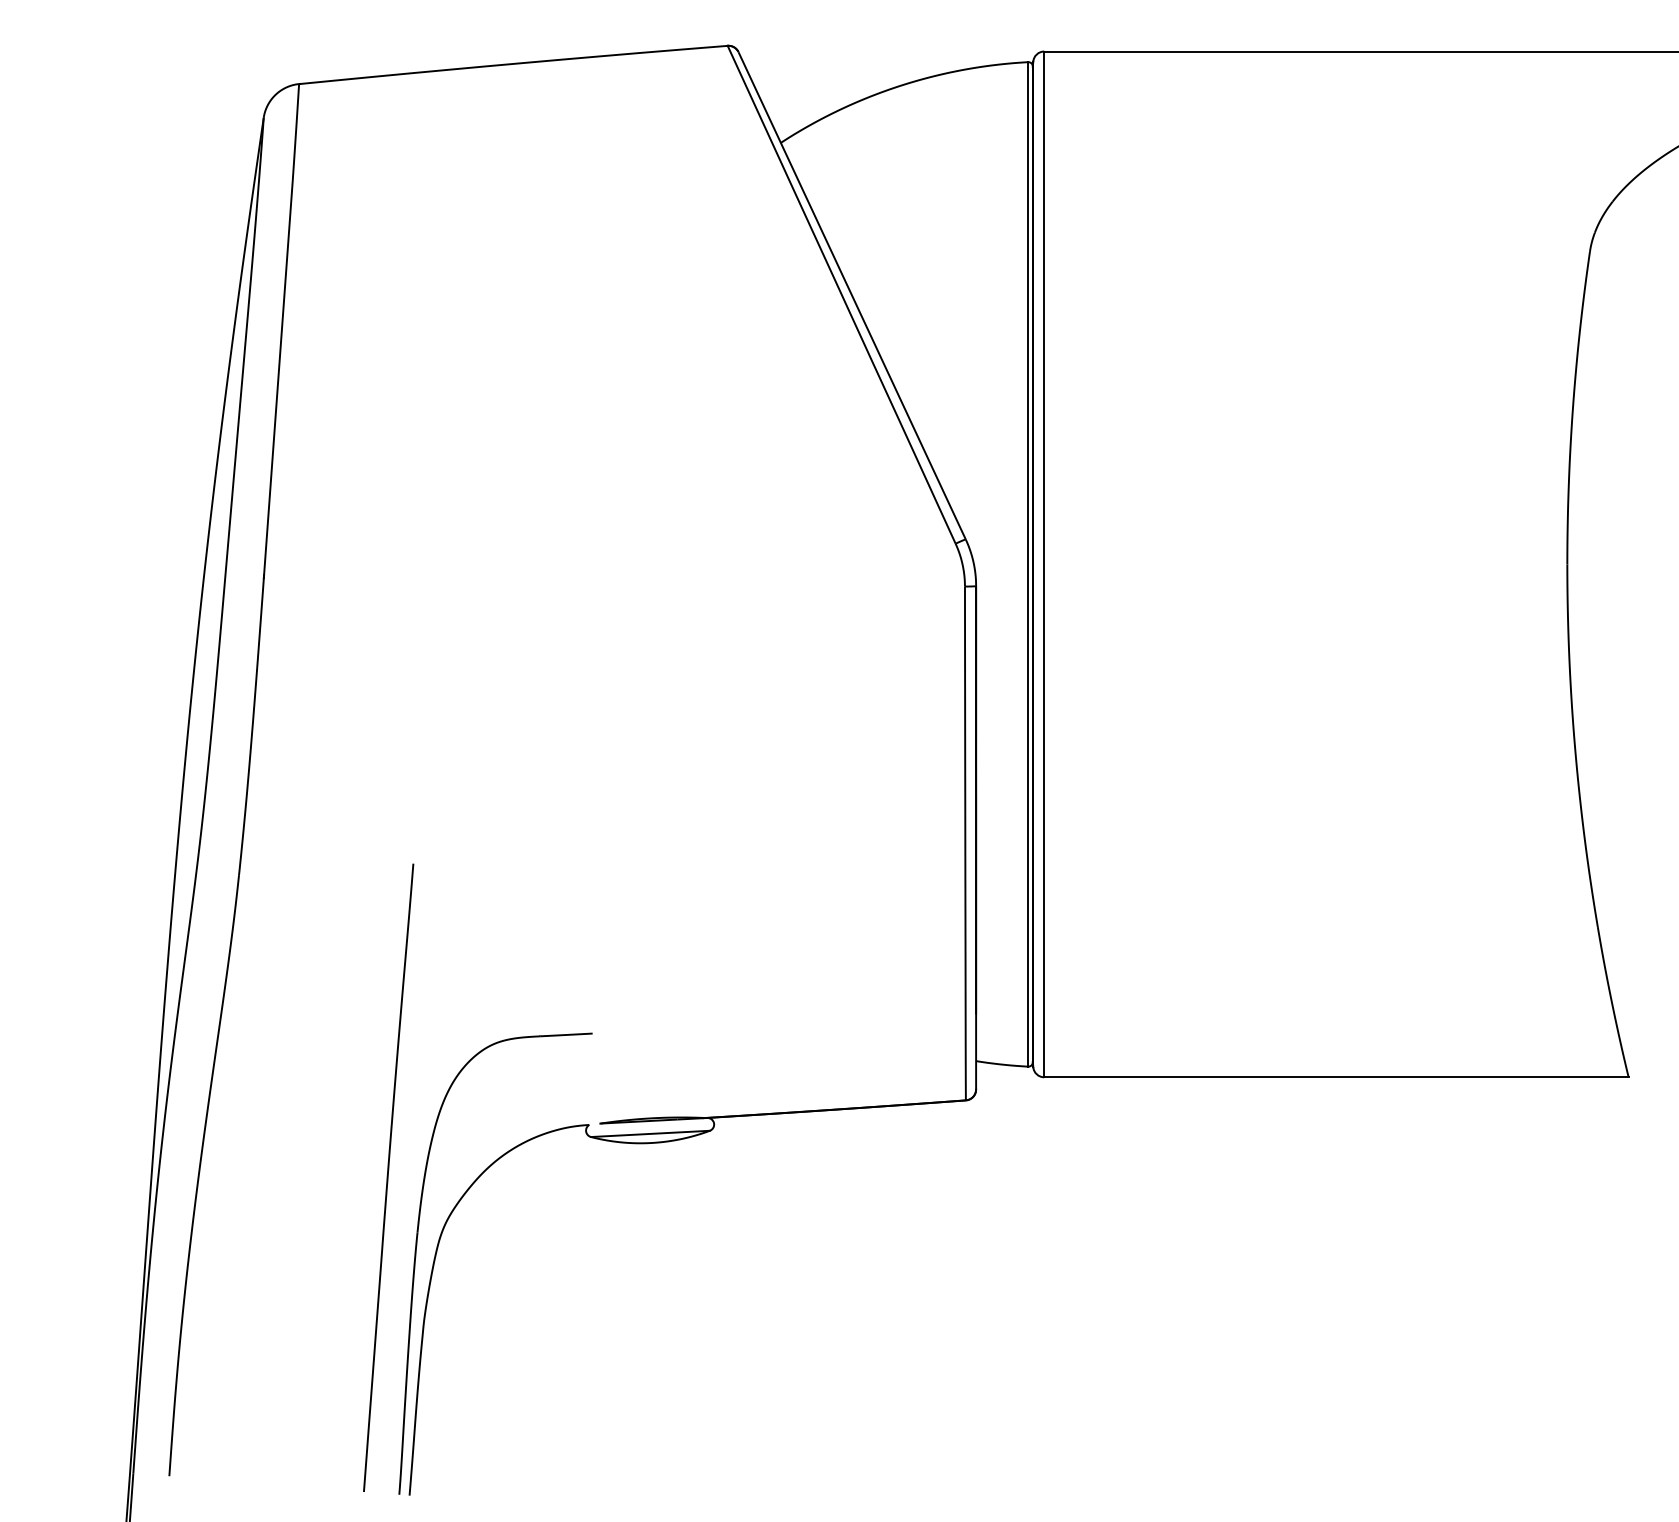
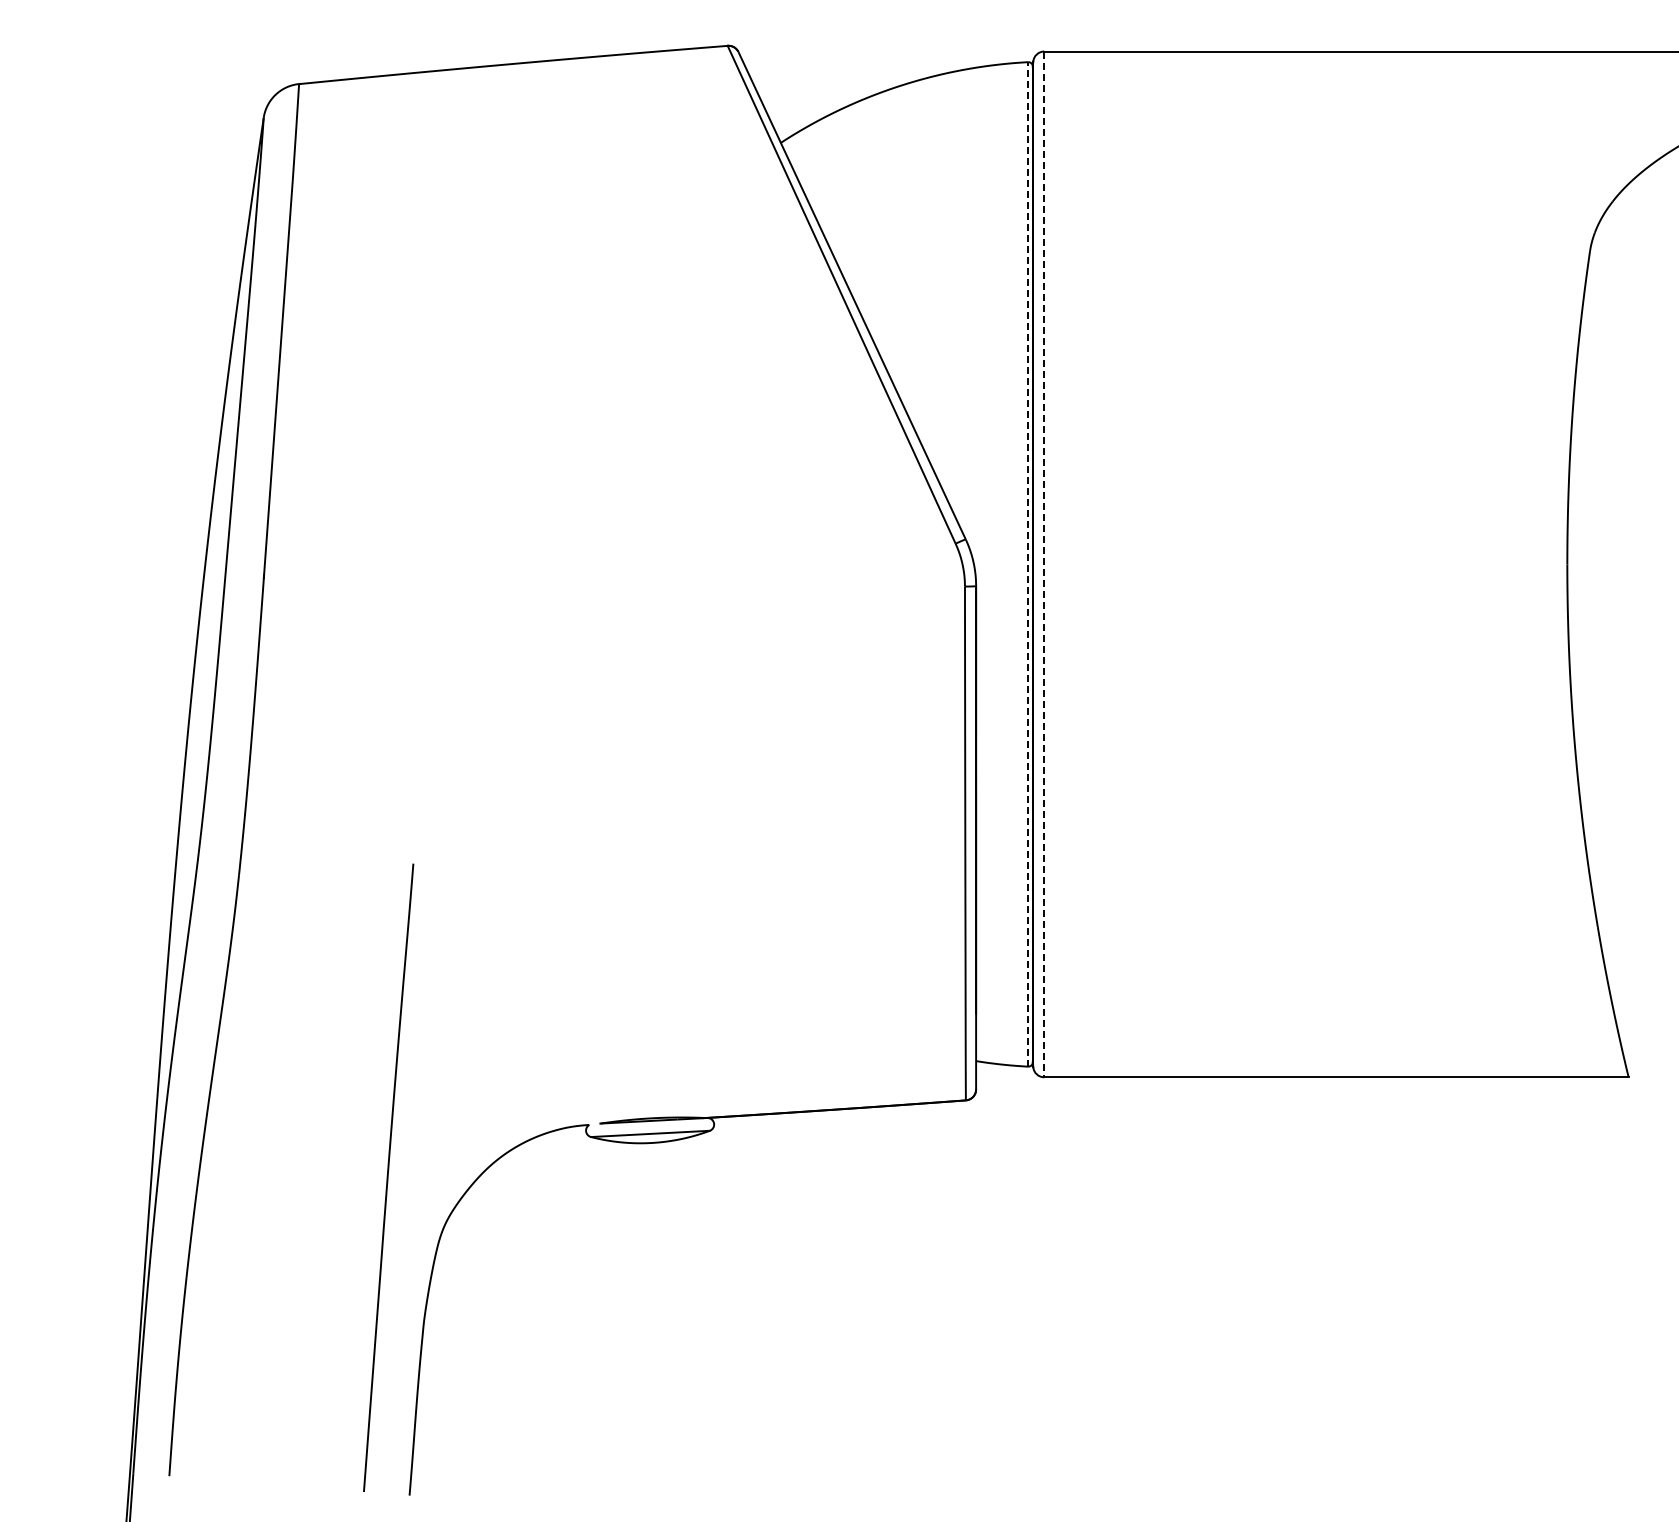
line: solid -> dashed (1028, 563)
line: solid -> dashed (1044, 564)
part: present -> none (416, 1257)
